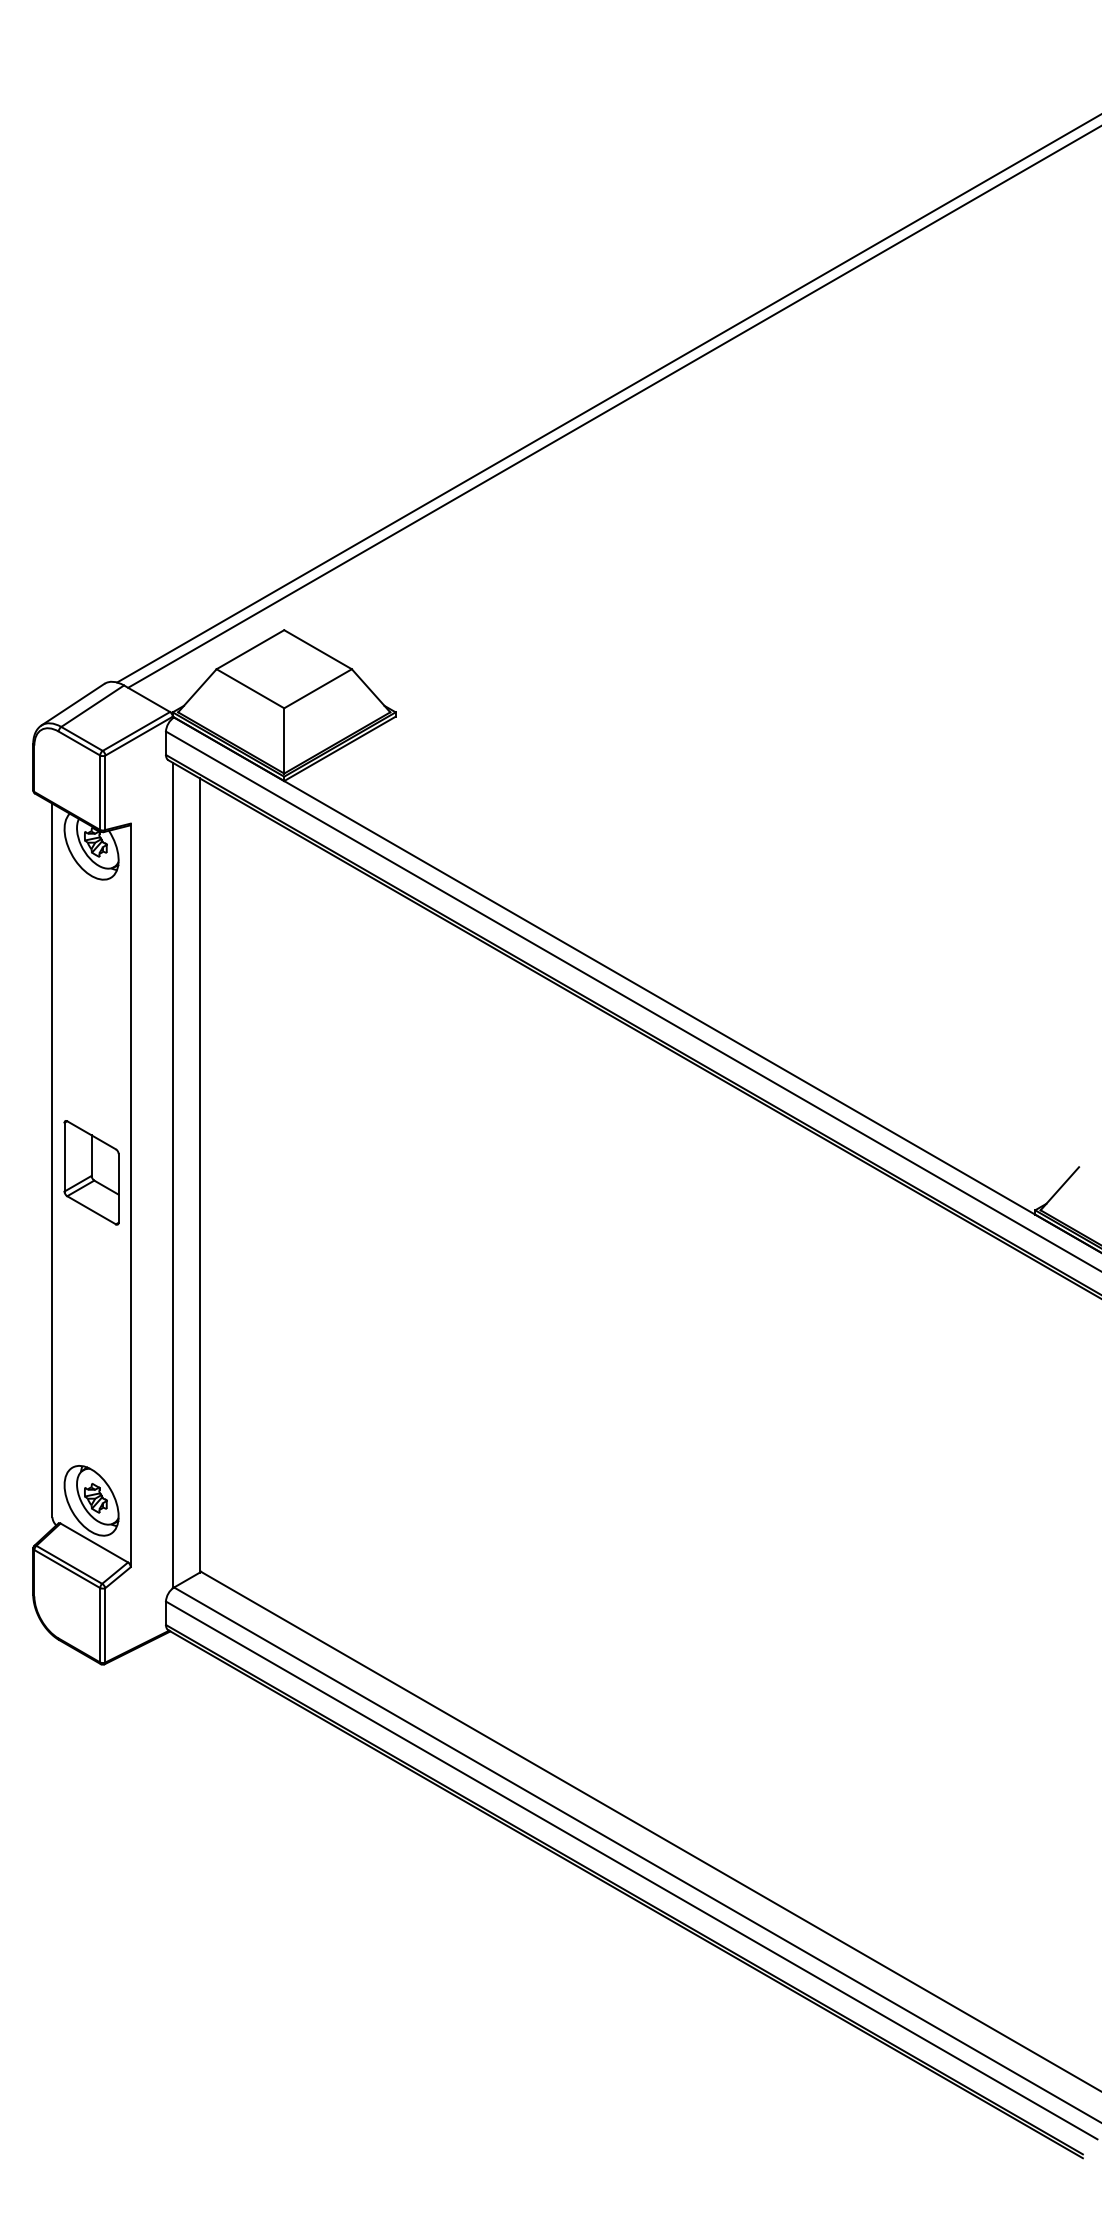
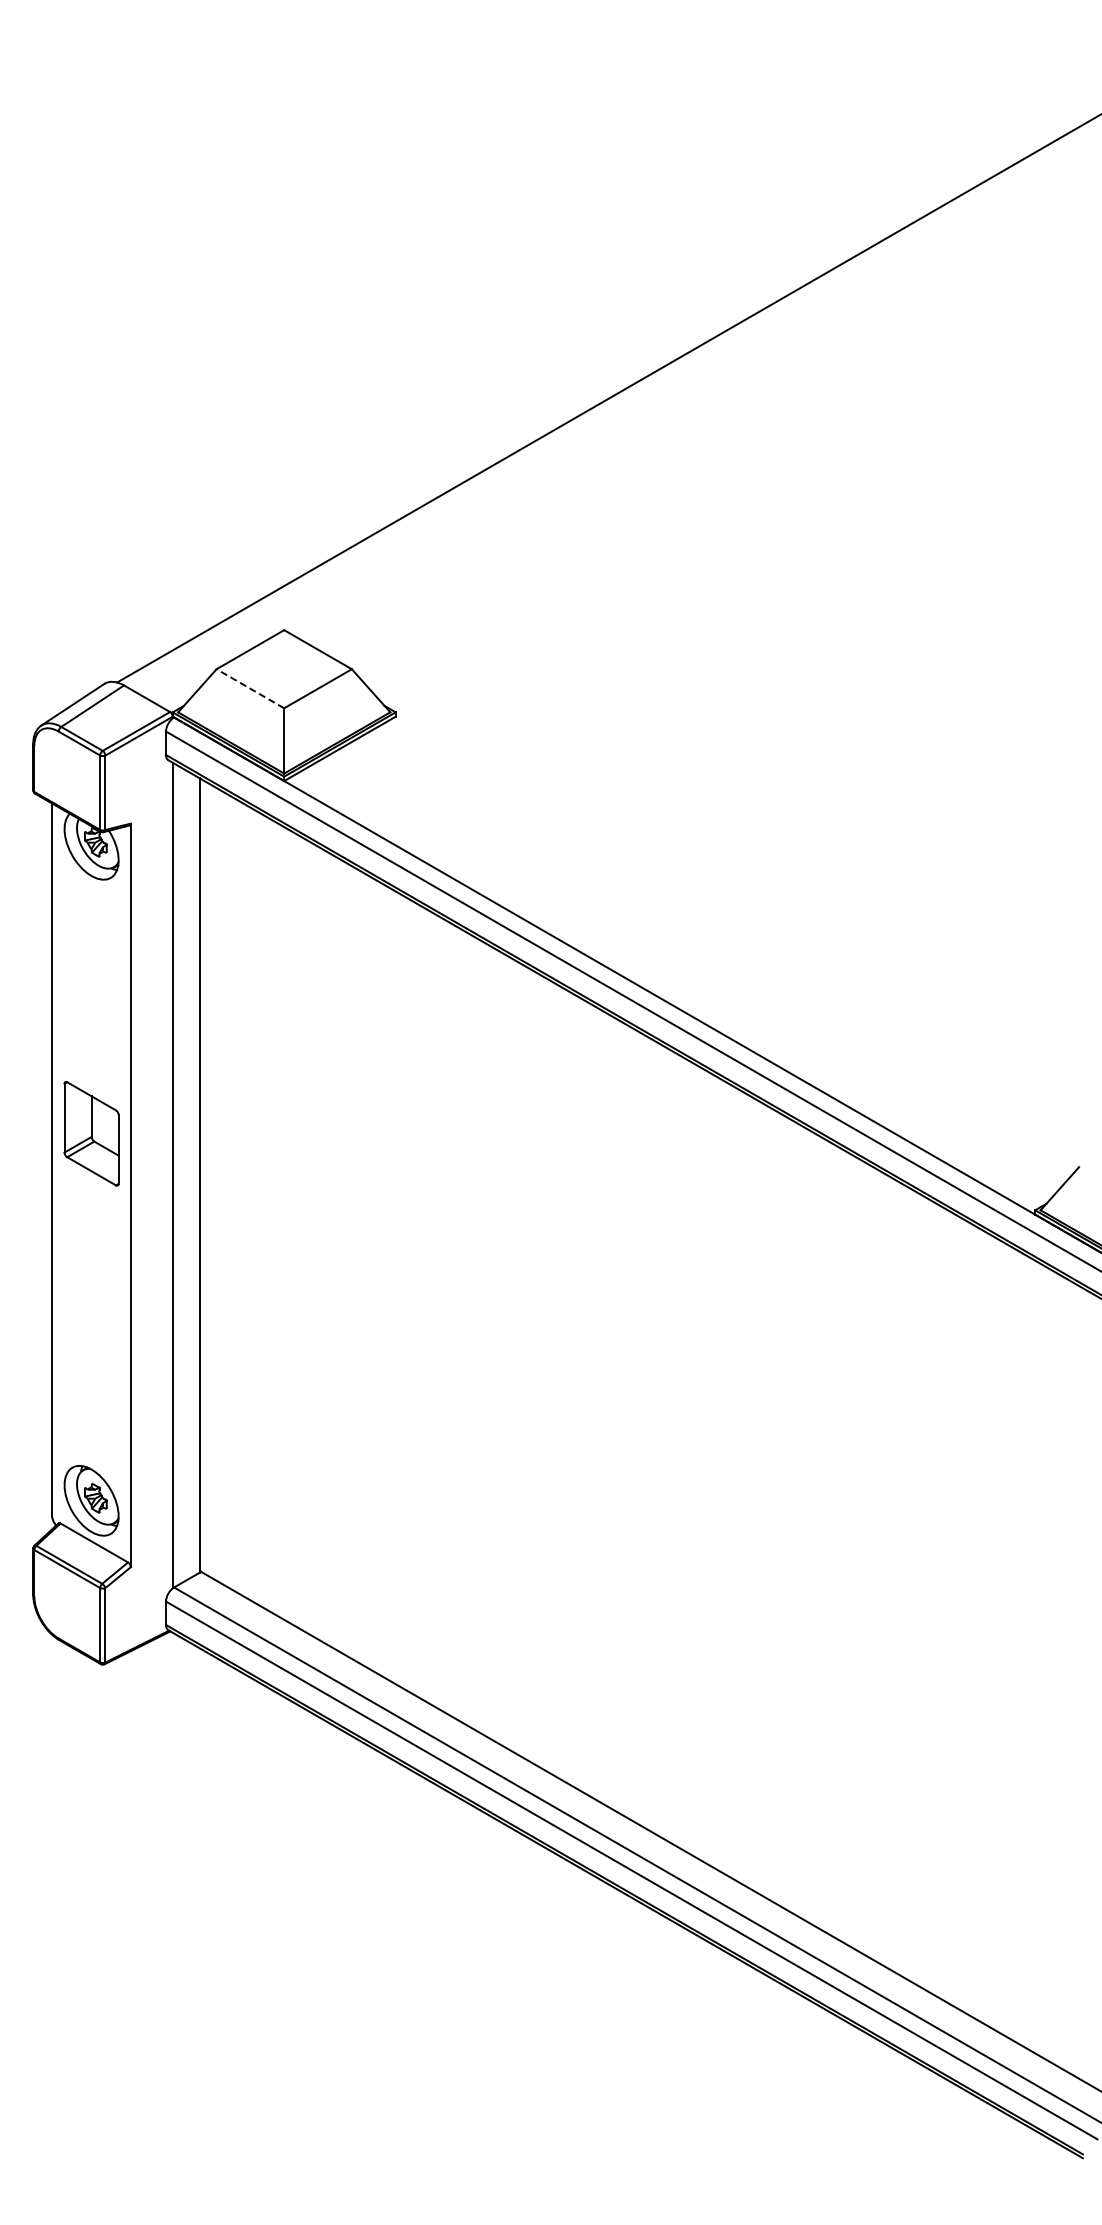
line: present -> none (613, 407)
line: solid -> dashed (250, 688)
part position: (91, 1172) -> (91, 1133) (91, 1133)
